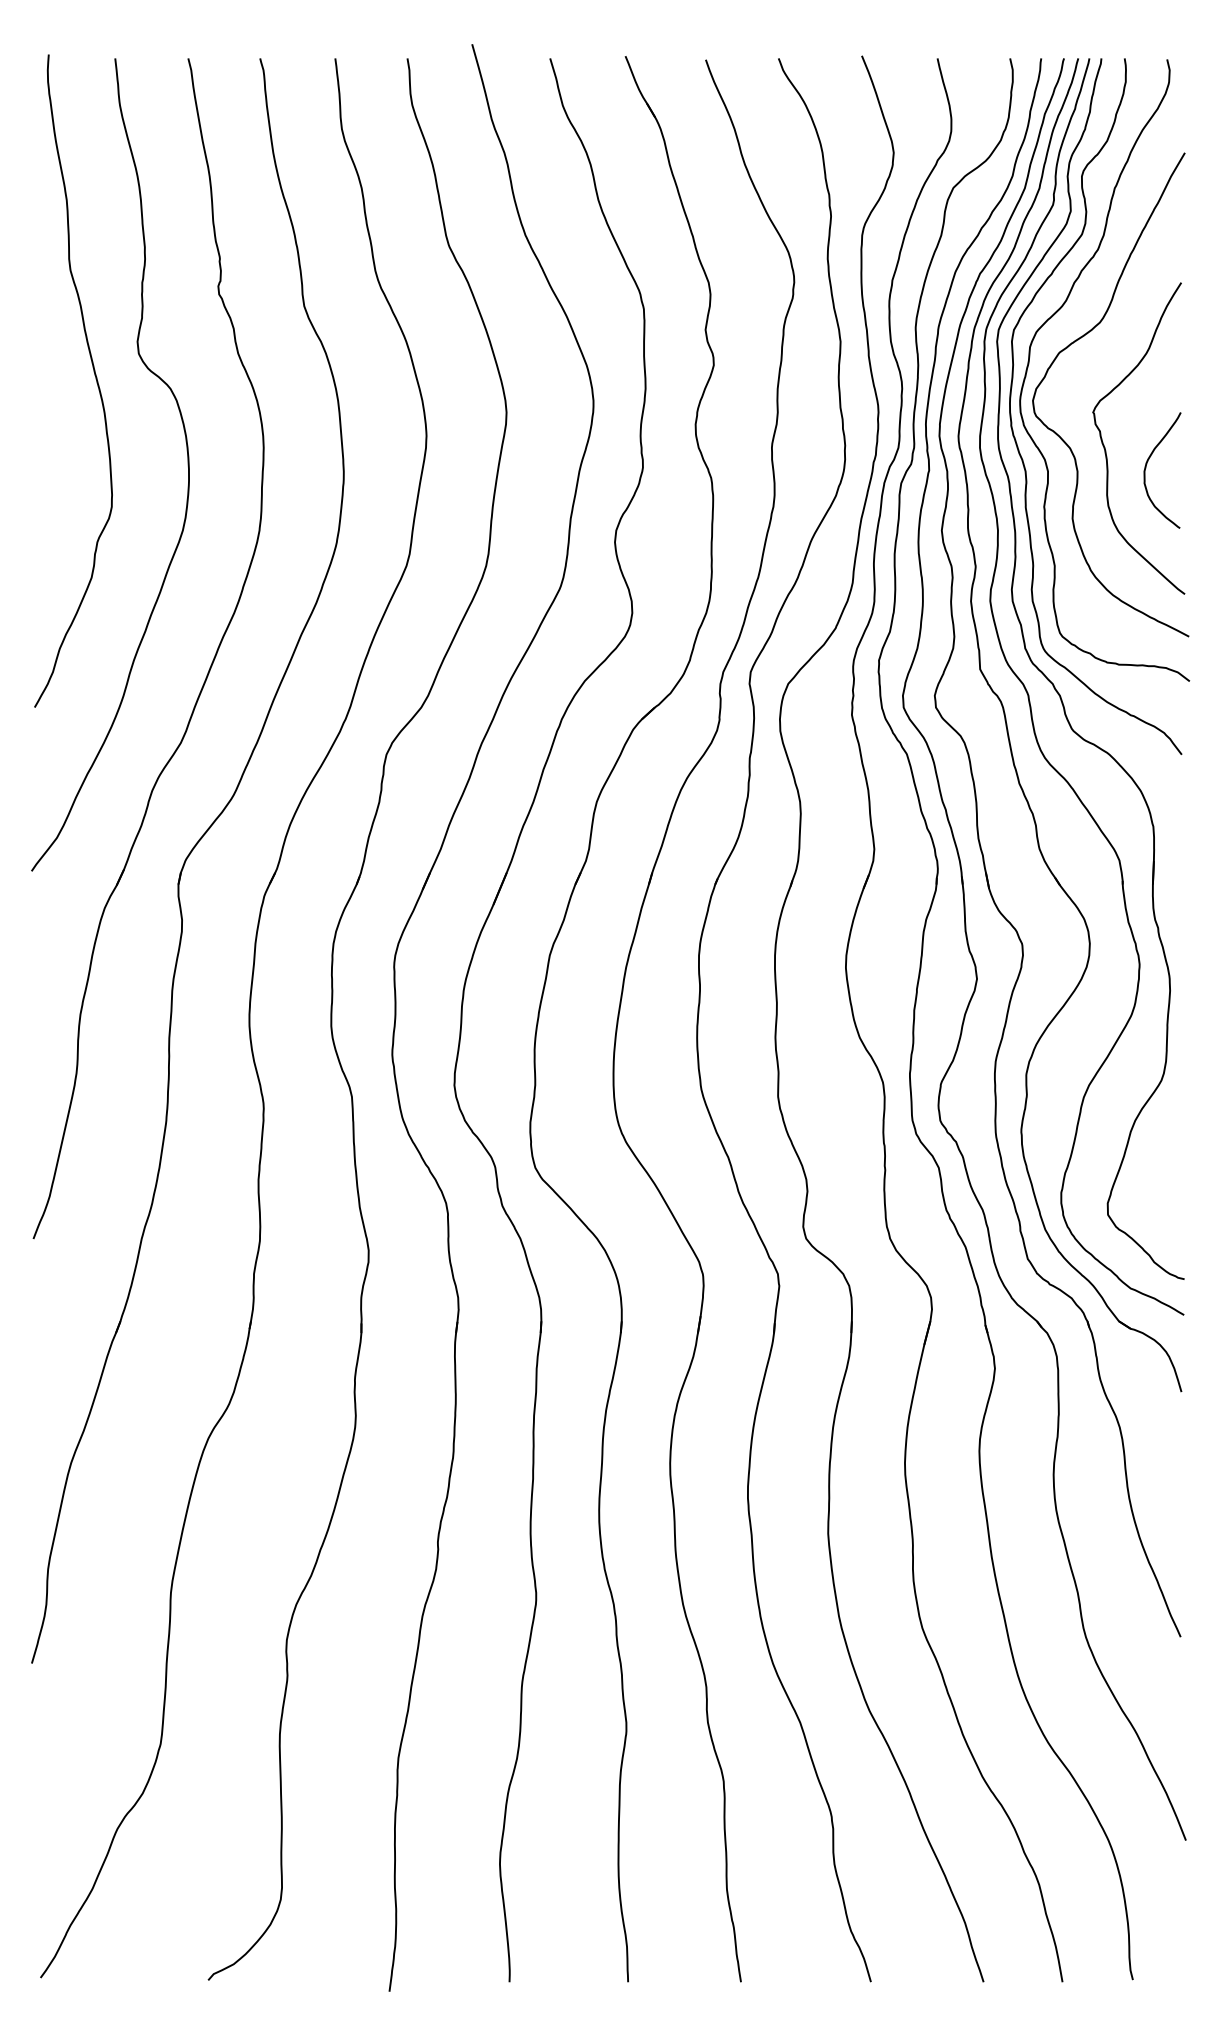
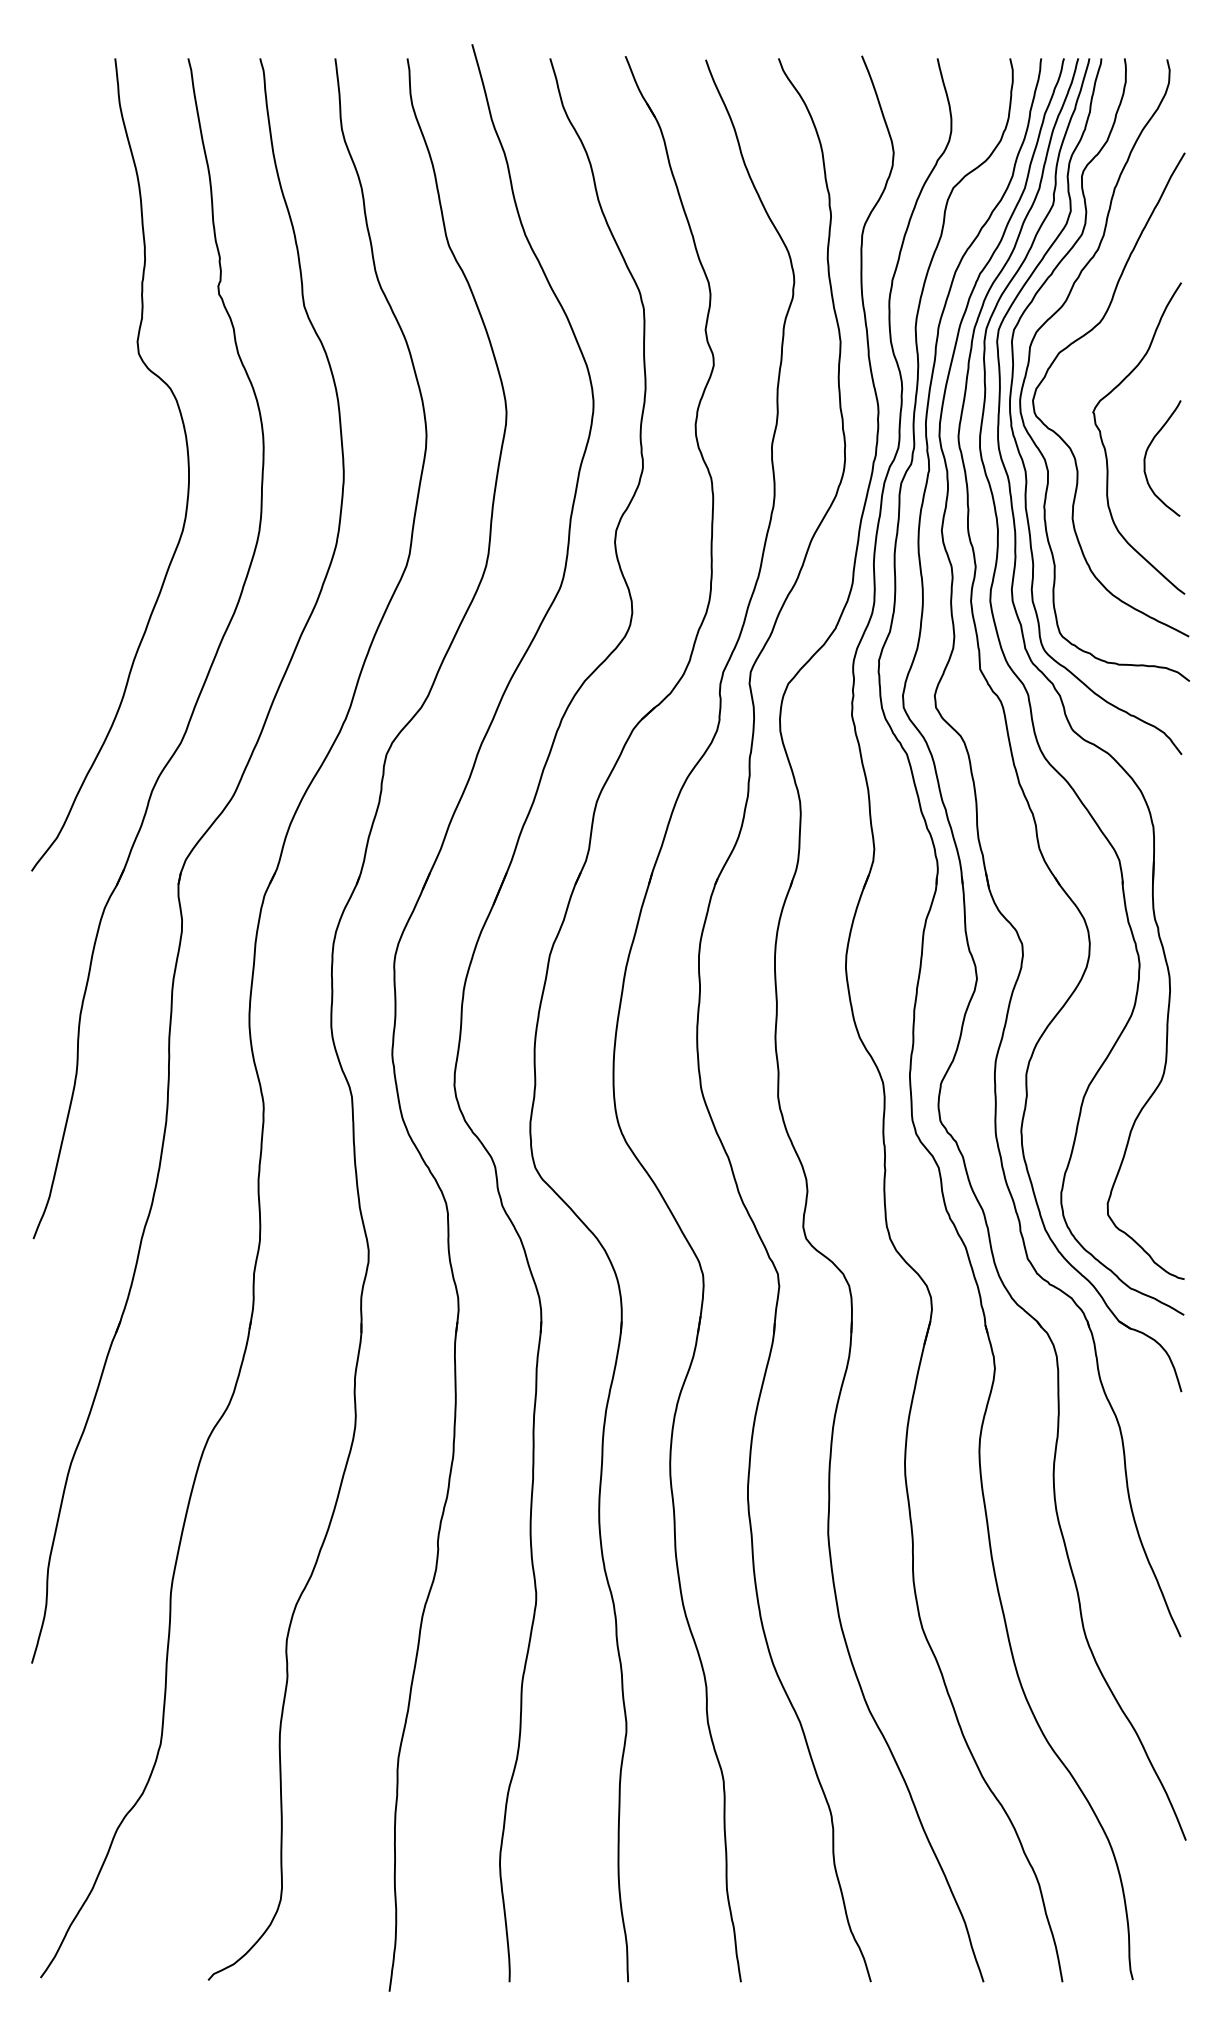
curve: present -> none (93, 372)
curve position: (1146, 468) -> (1146, 456) (1146, 456)
